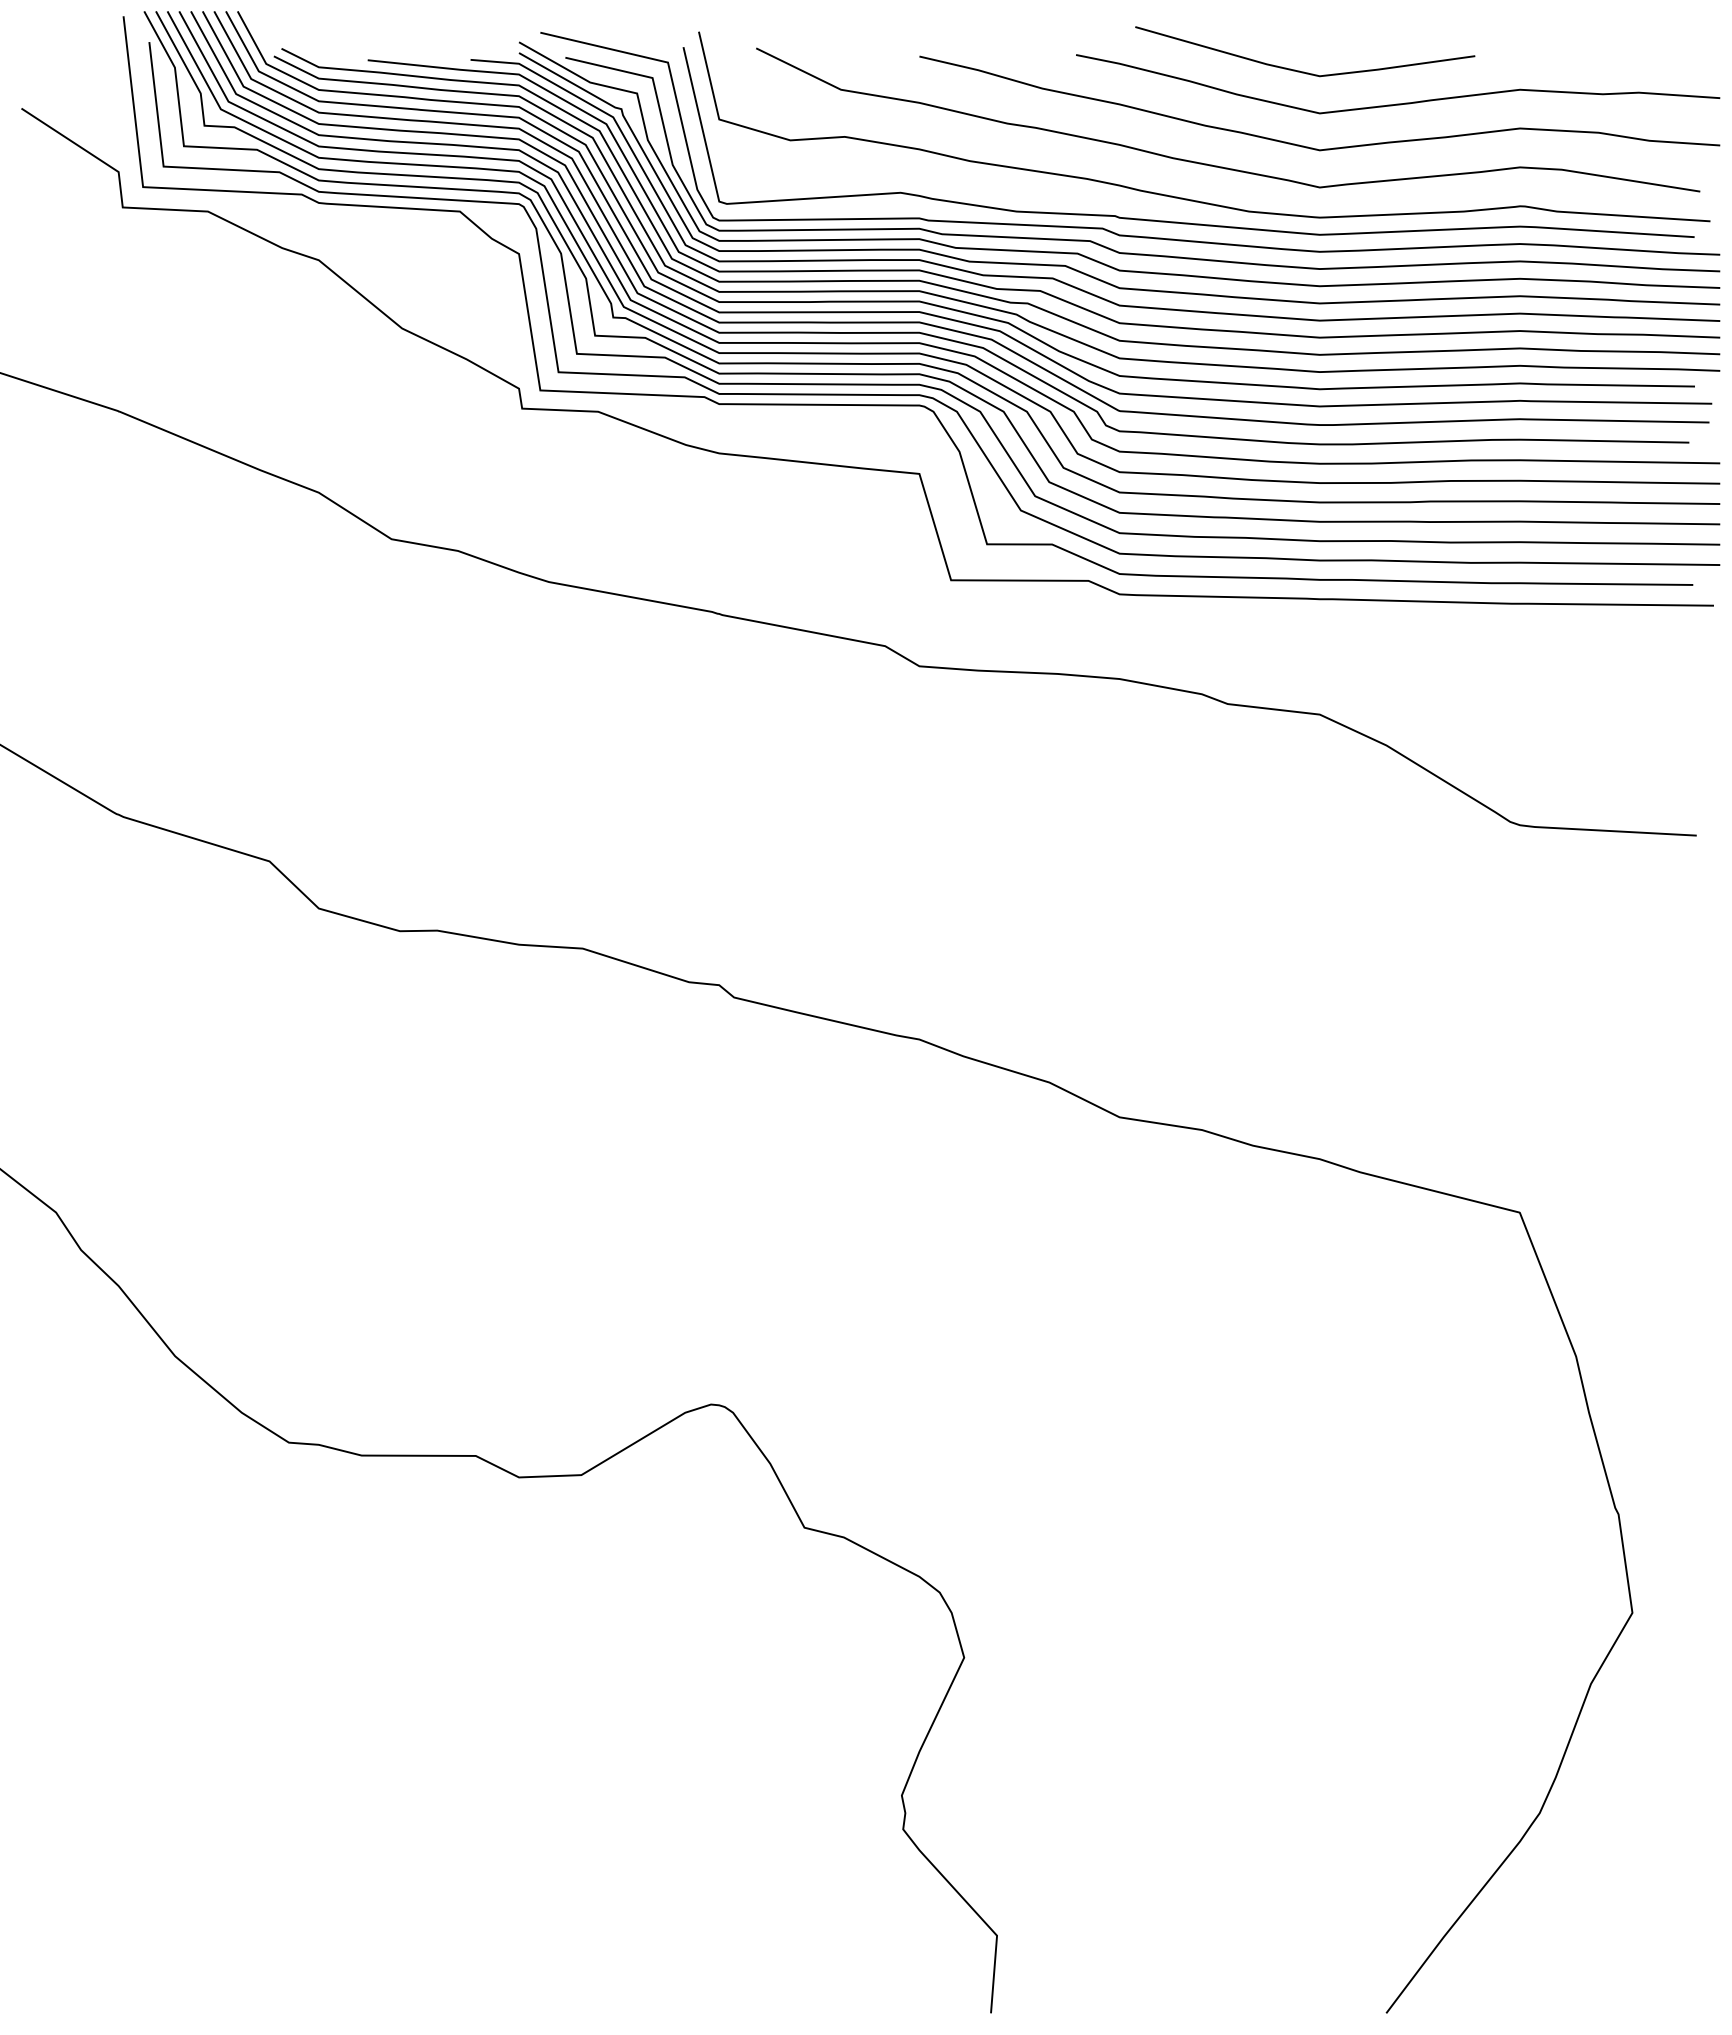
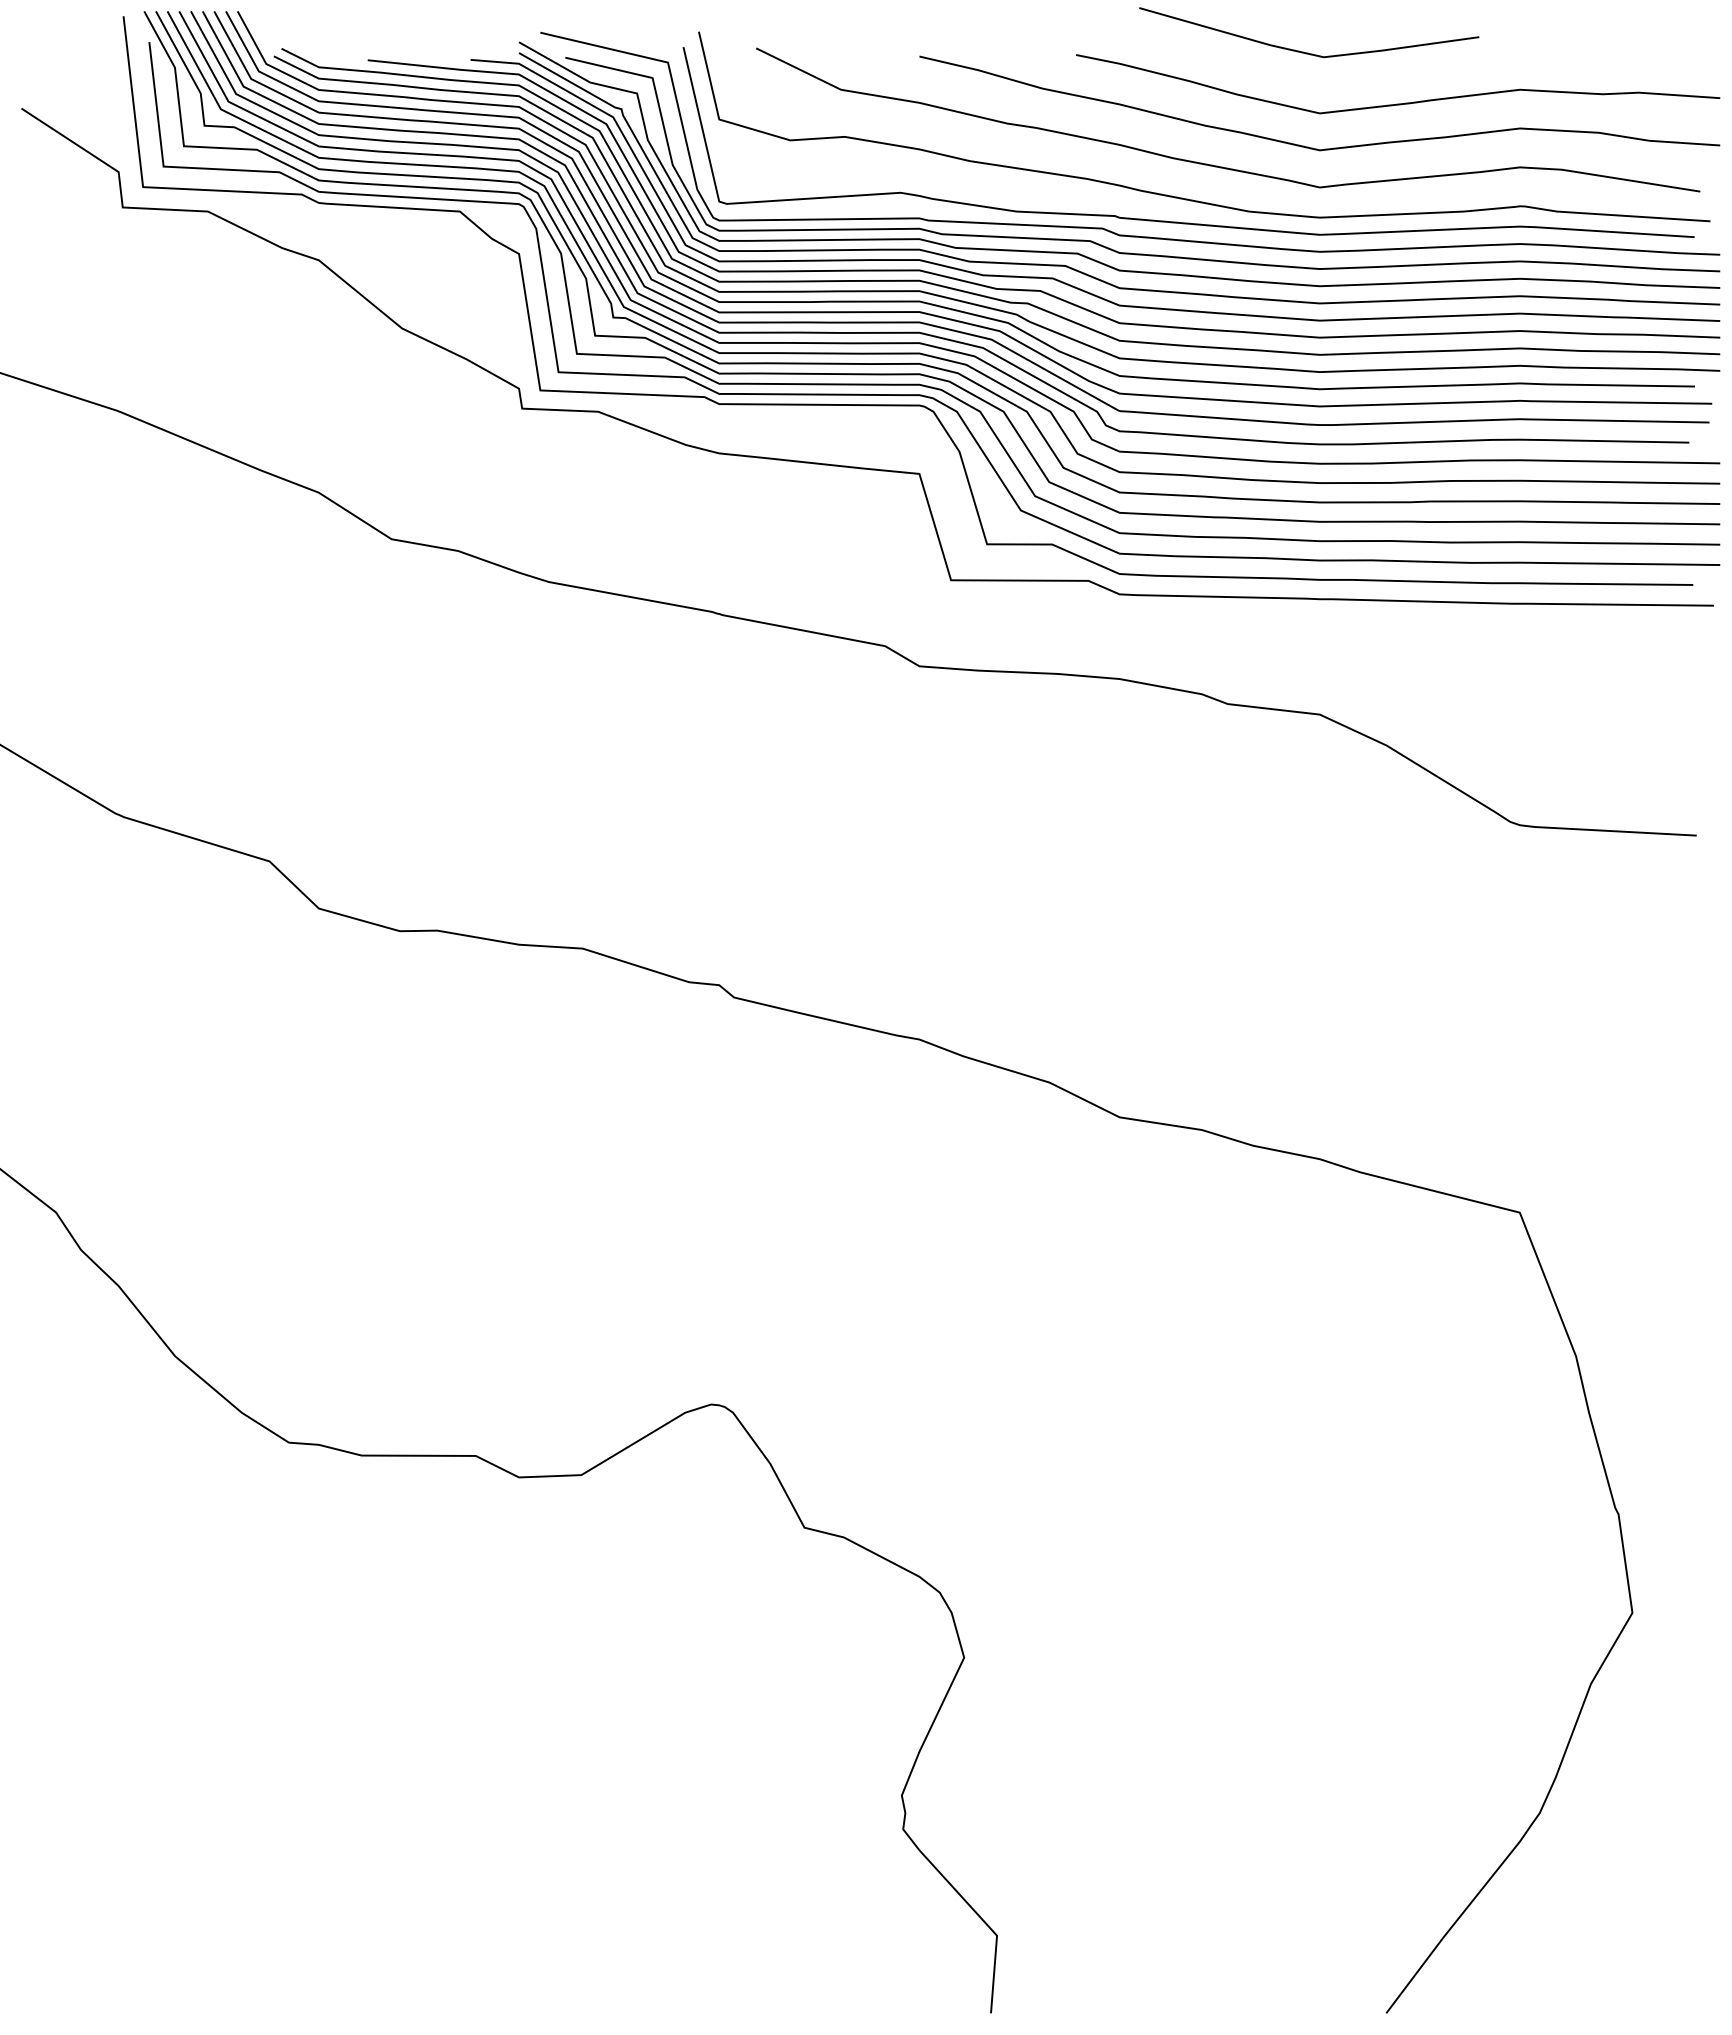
line position: (1299, 70) -> (1303, 51) (1303, 51)
